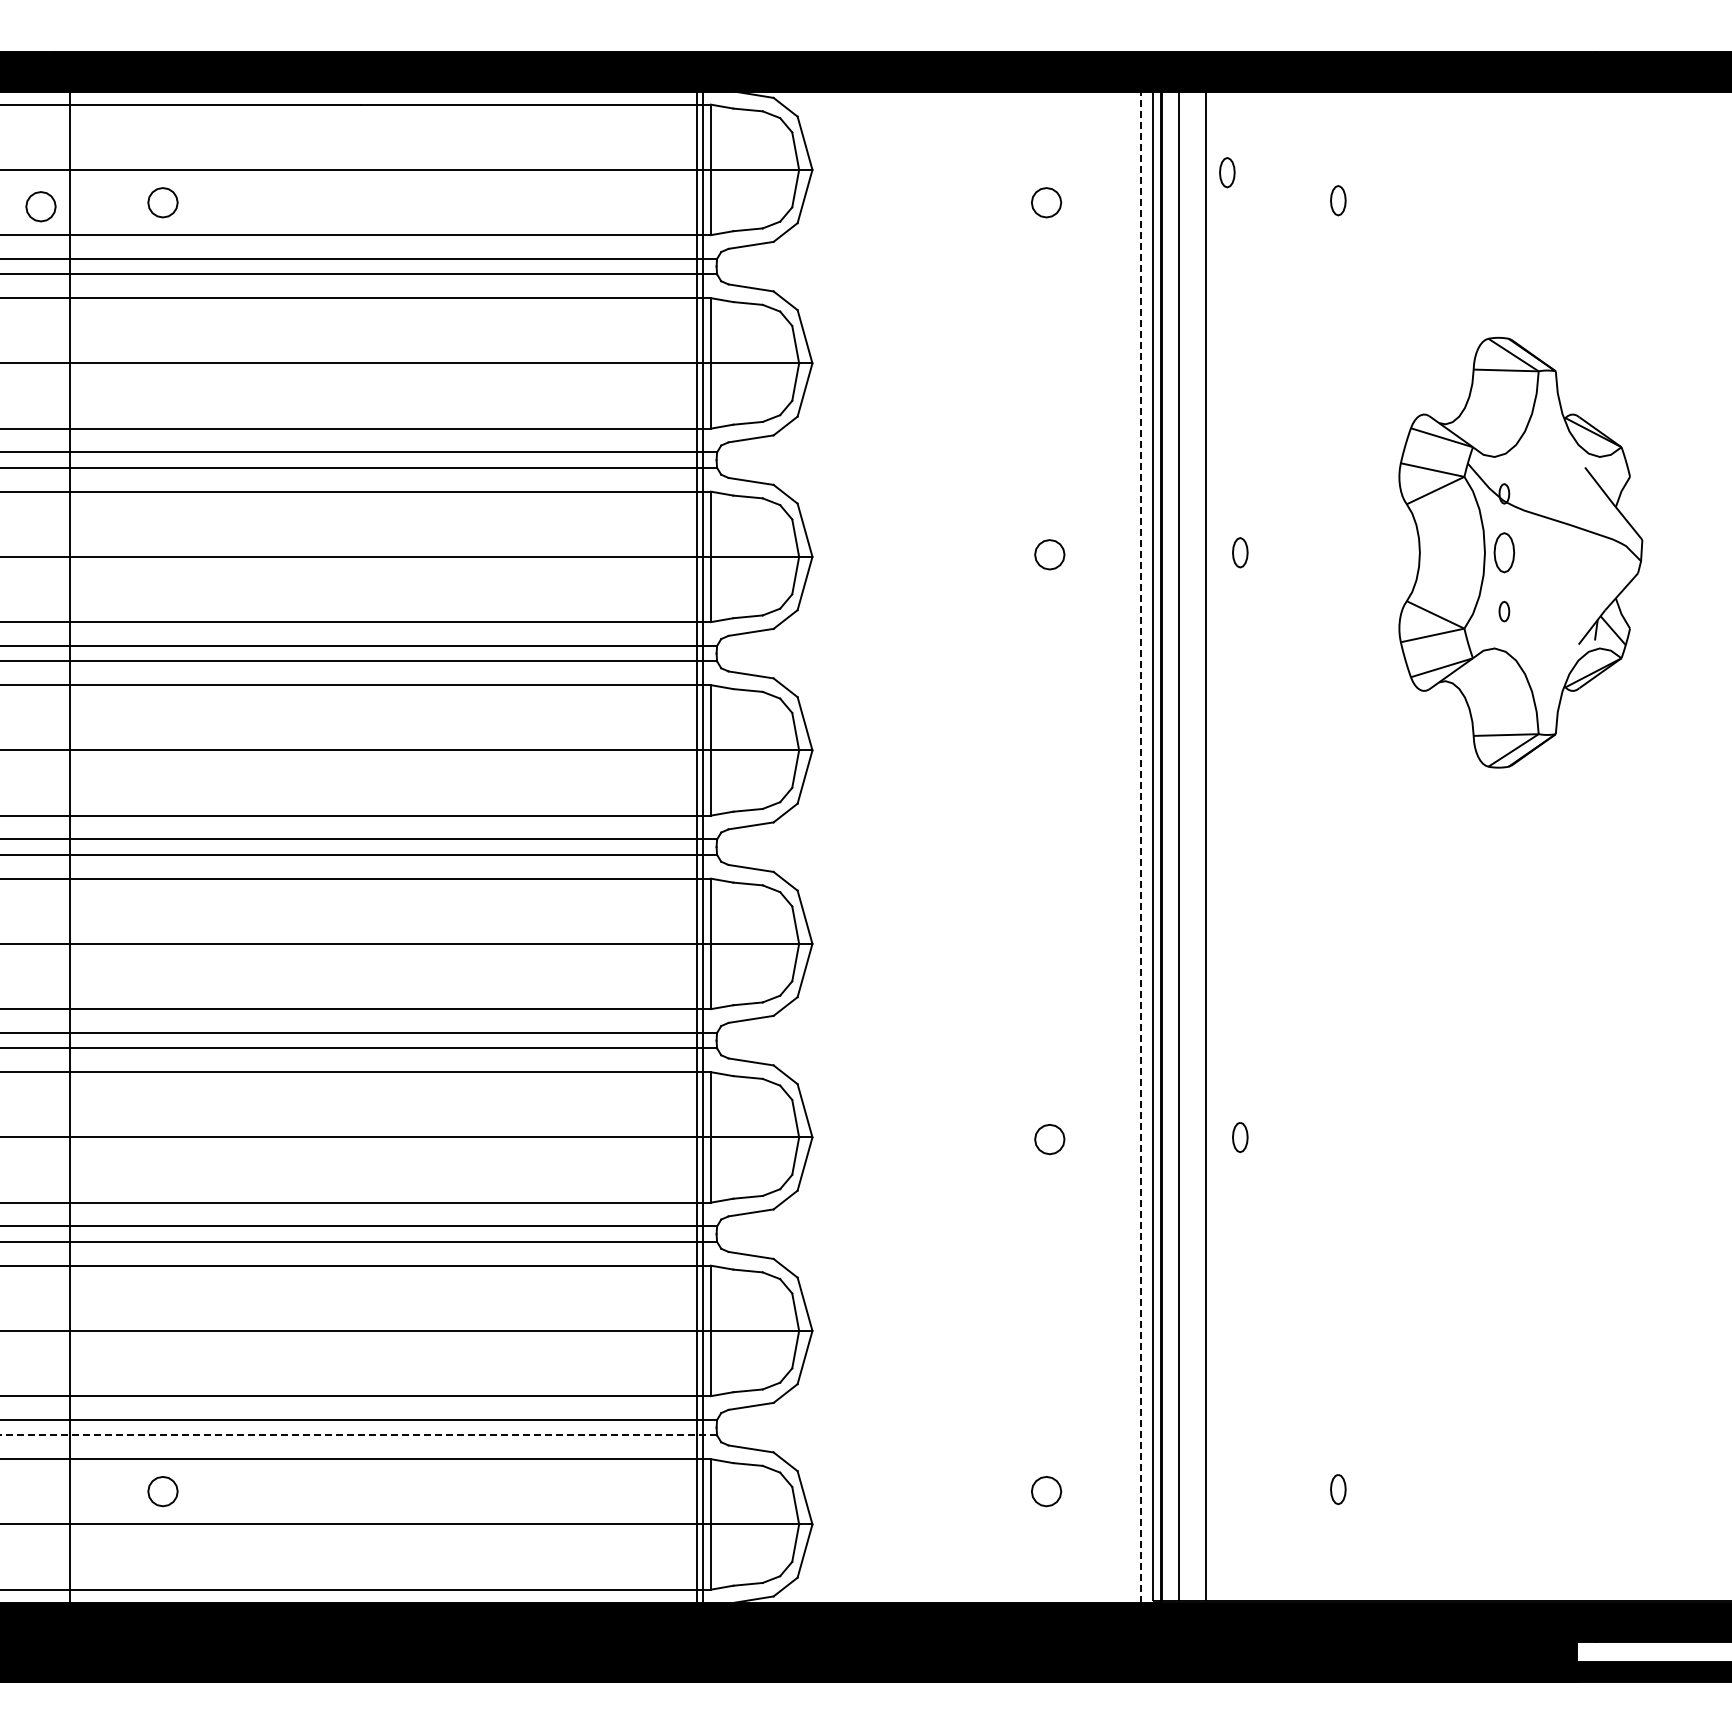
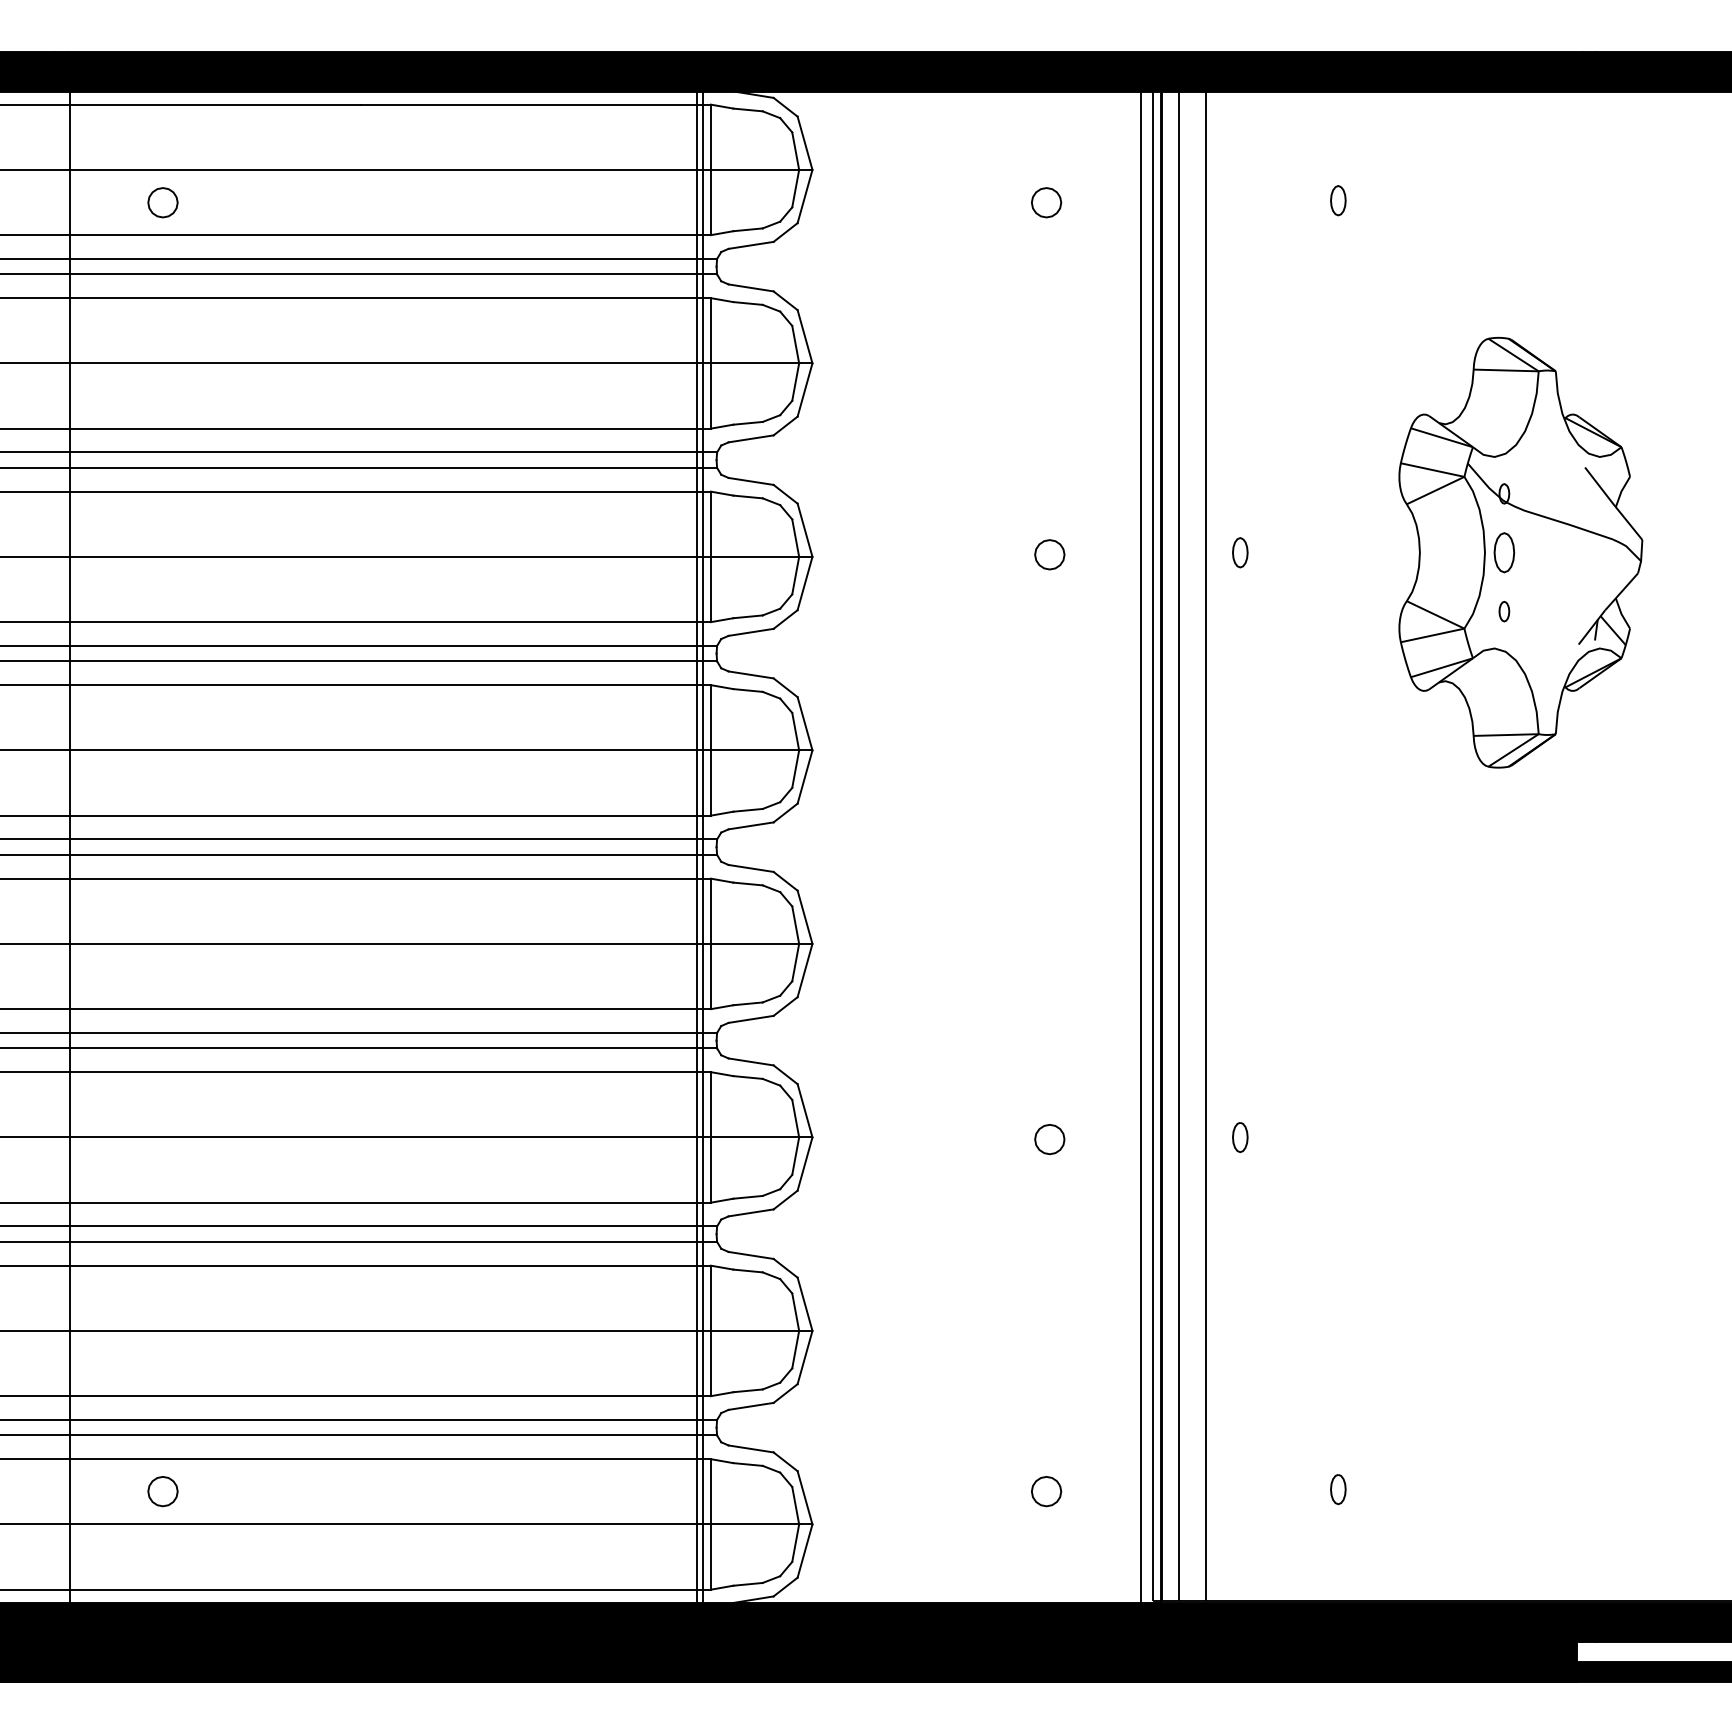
part: present -> none (1227, 172)
part: present -> none (40, 206)
line: dashed -> solid (1141, 847)
line: dashed -> solid (358, 1435)
